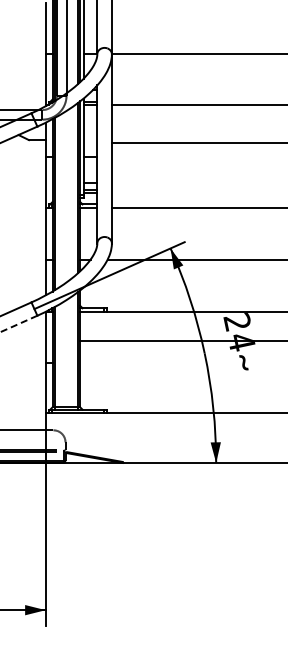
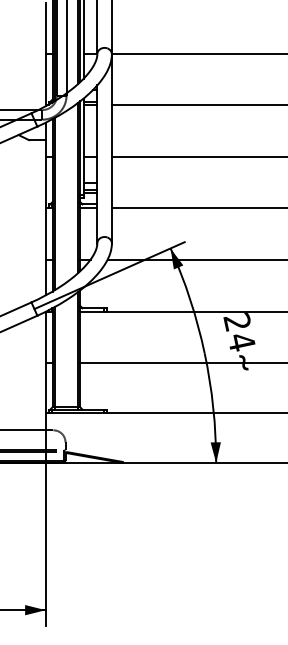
line position: (197, 142) -> (197, 156) (197, 156)
line: dashed -> solid (18, 324)
line position: (182, 340) -> (182, 362) (182, 362)
